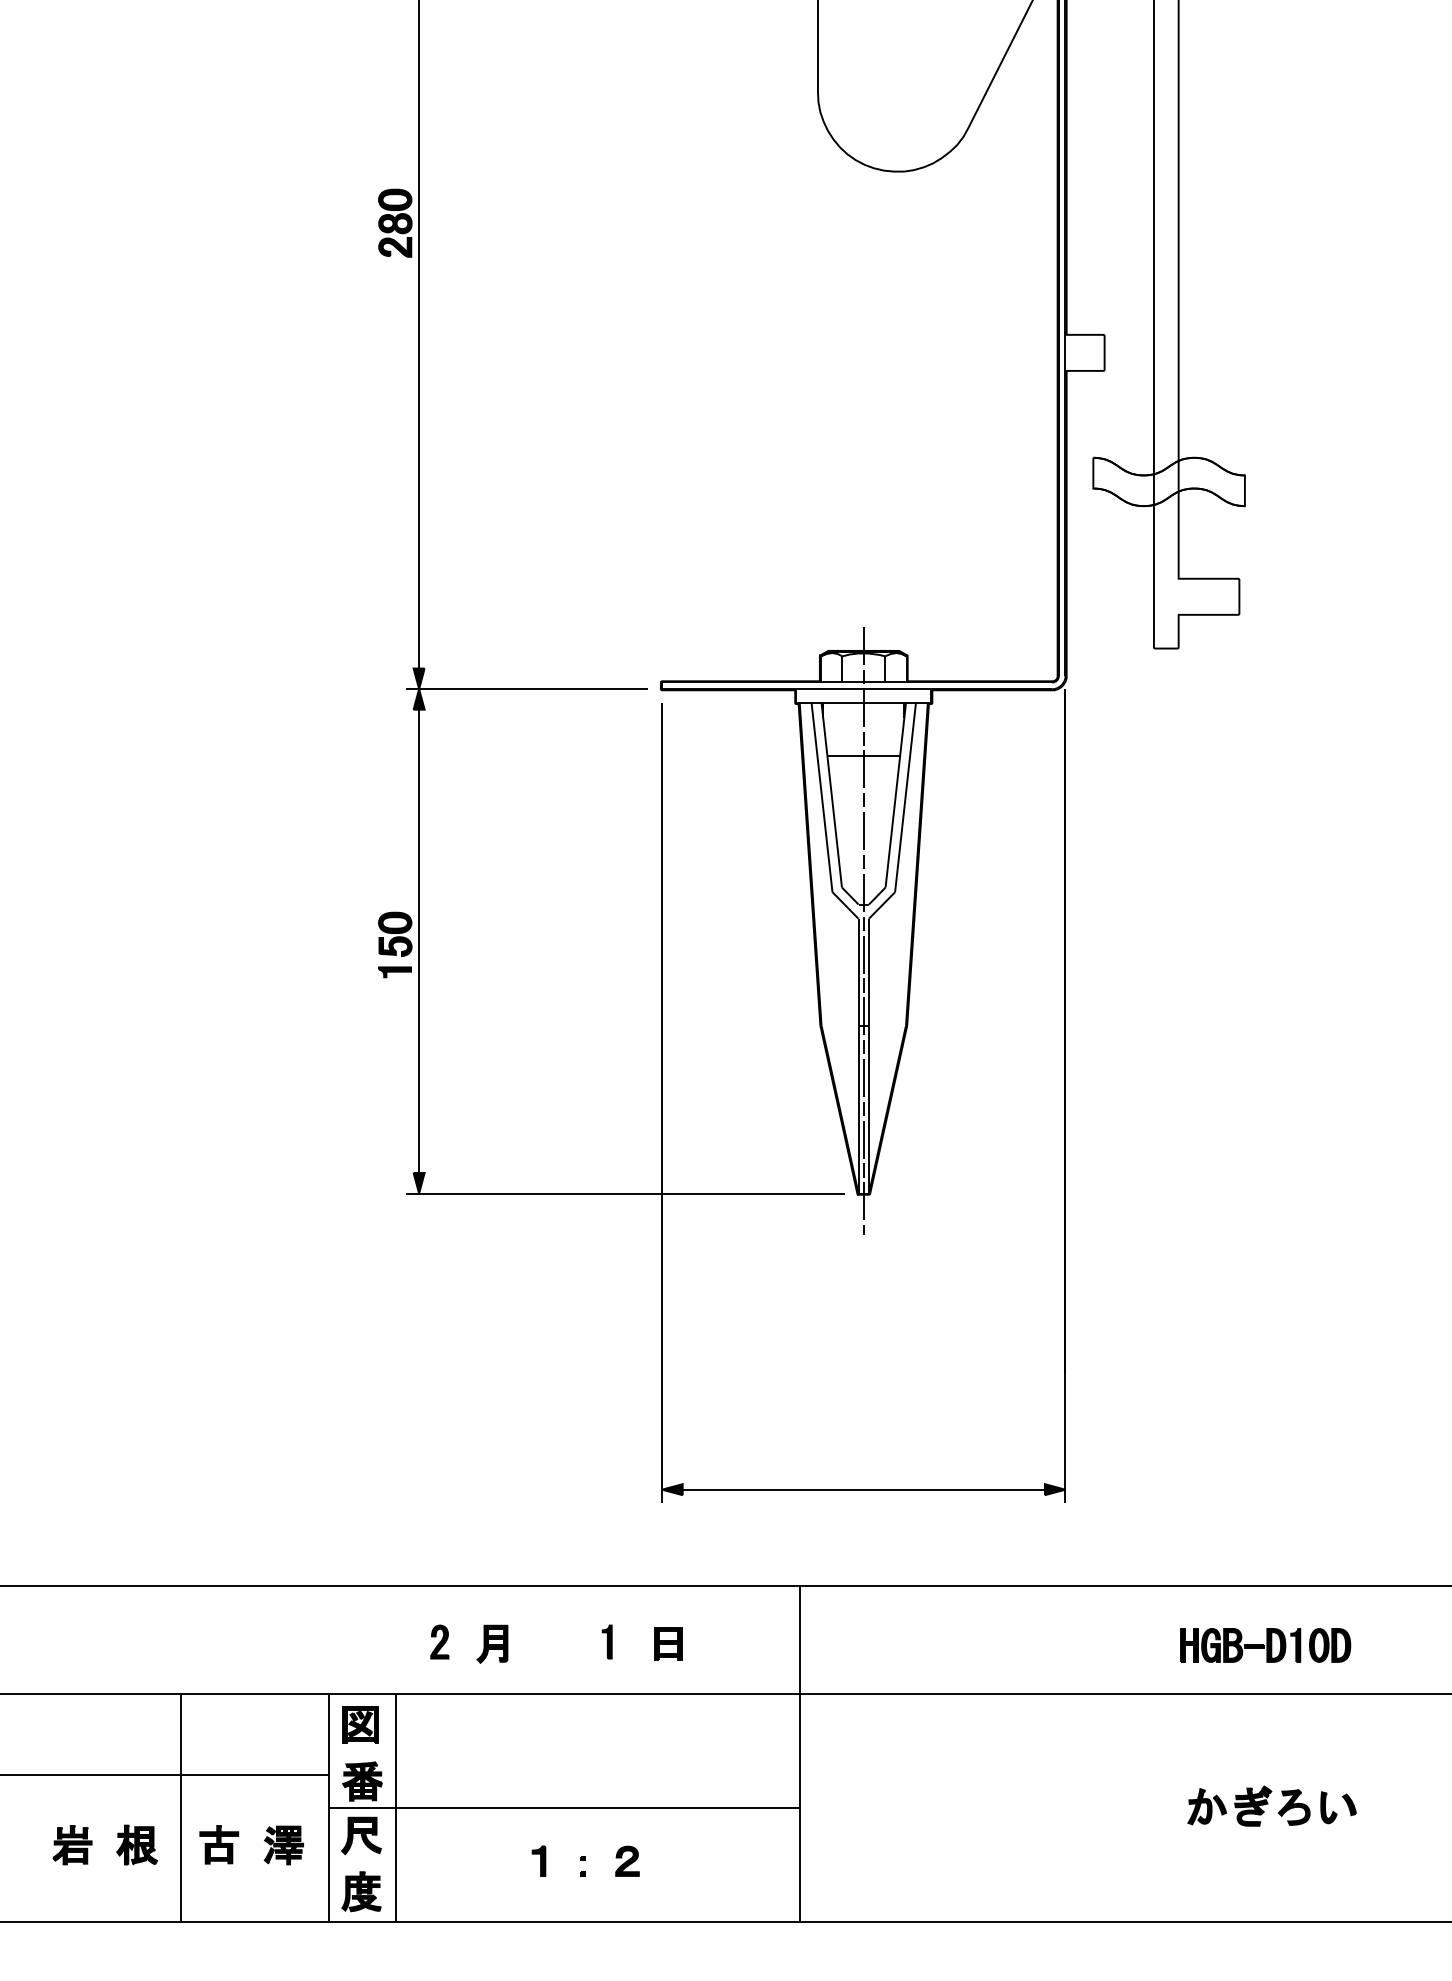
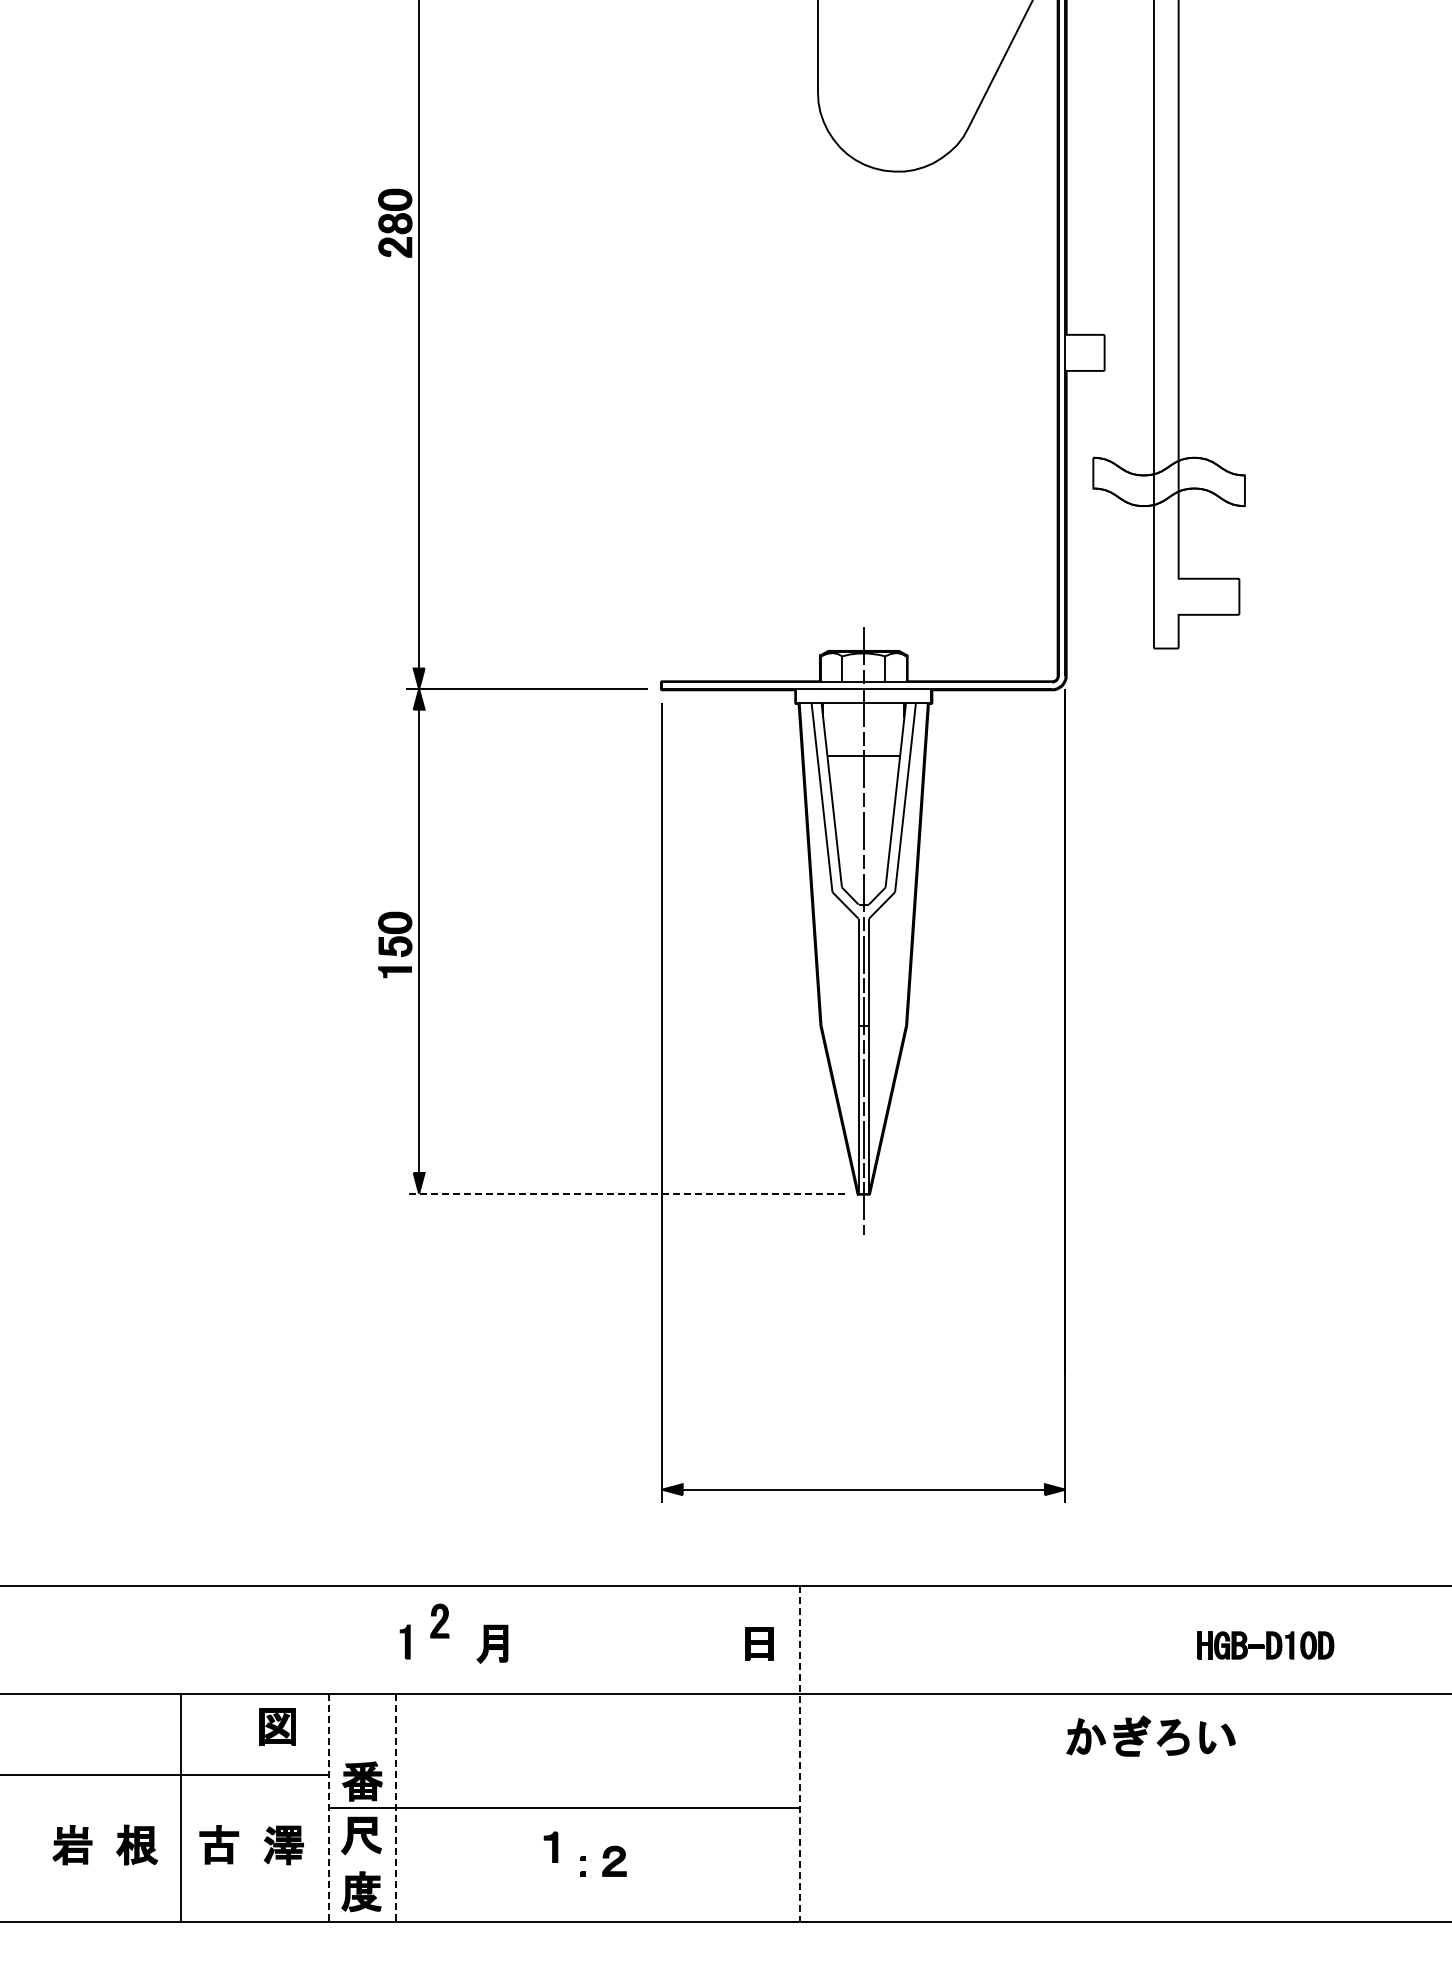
line: solid -> dashed (625, 1193)
part position: (439, 1641) -> (439, 1620) (439, 1620)
part position: (606, 1641) -> (404, 1641) (404, 1641)
part position: (668, 1643) -> (759, 1643) (759, 1643)
part size: 172x35 px -> 138x29 px (1265, 1645)
part position: (360, 1724) -> (277, 1726) (277, 1726)
line: solid -> dashed (799, 1753)
part position: (1271, 1805) -> (1150, 1735) (1150, 1735)
line: solid -> dashed (329, 1807)
line: solid -> dashed (396, 1807)
part position: (538, 1860) -> (550, 1846) (550, 1846)
part position: (627, 1860) -> (614, 1860) (614, 1860)
